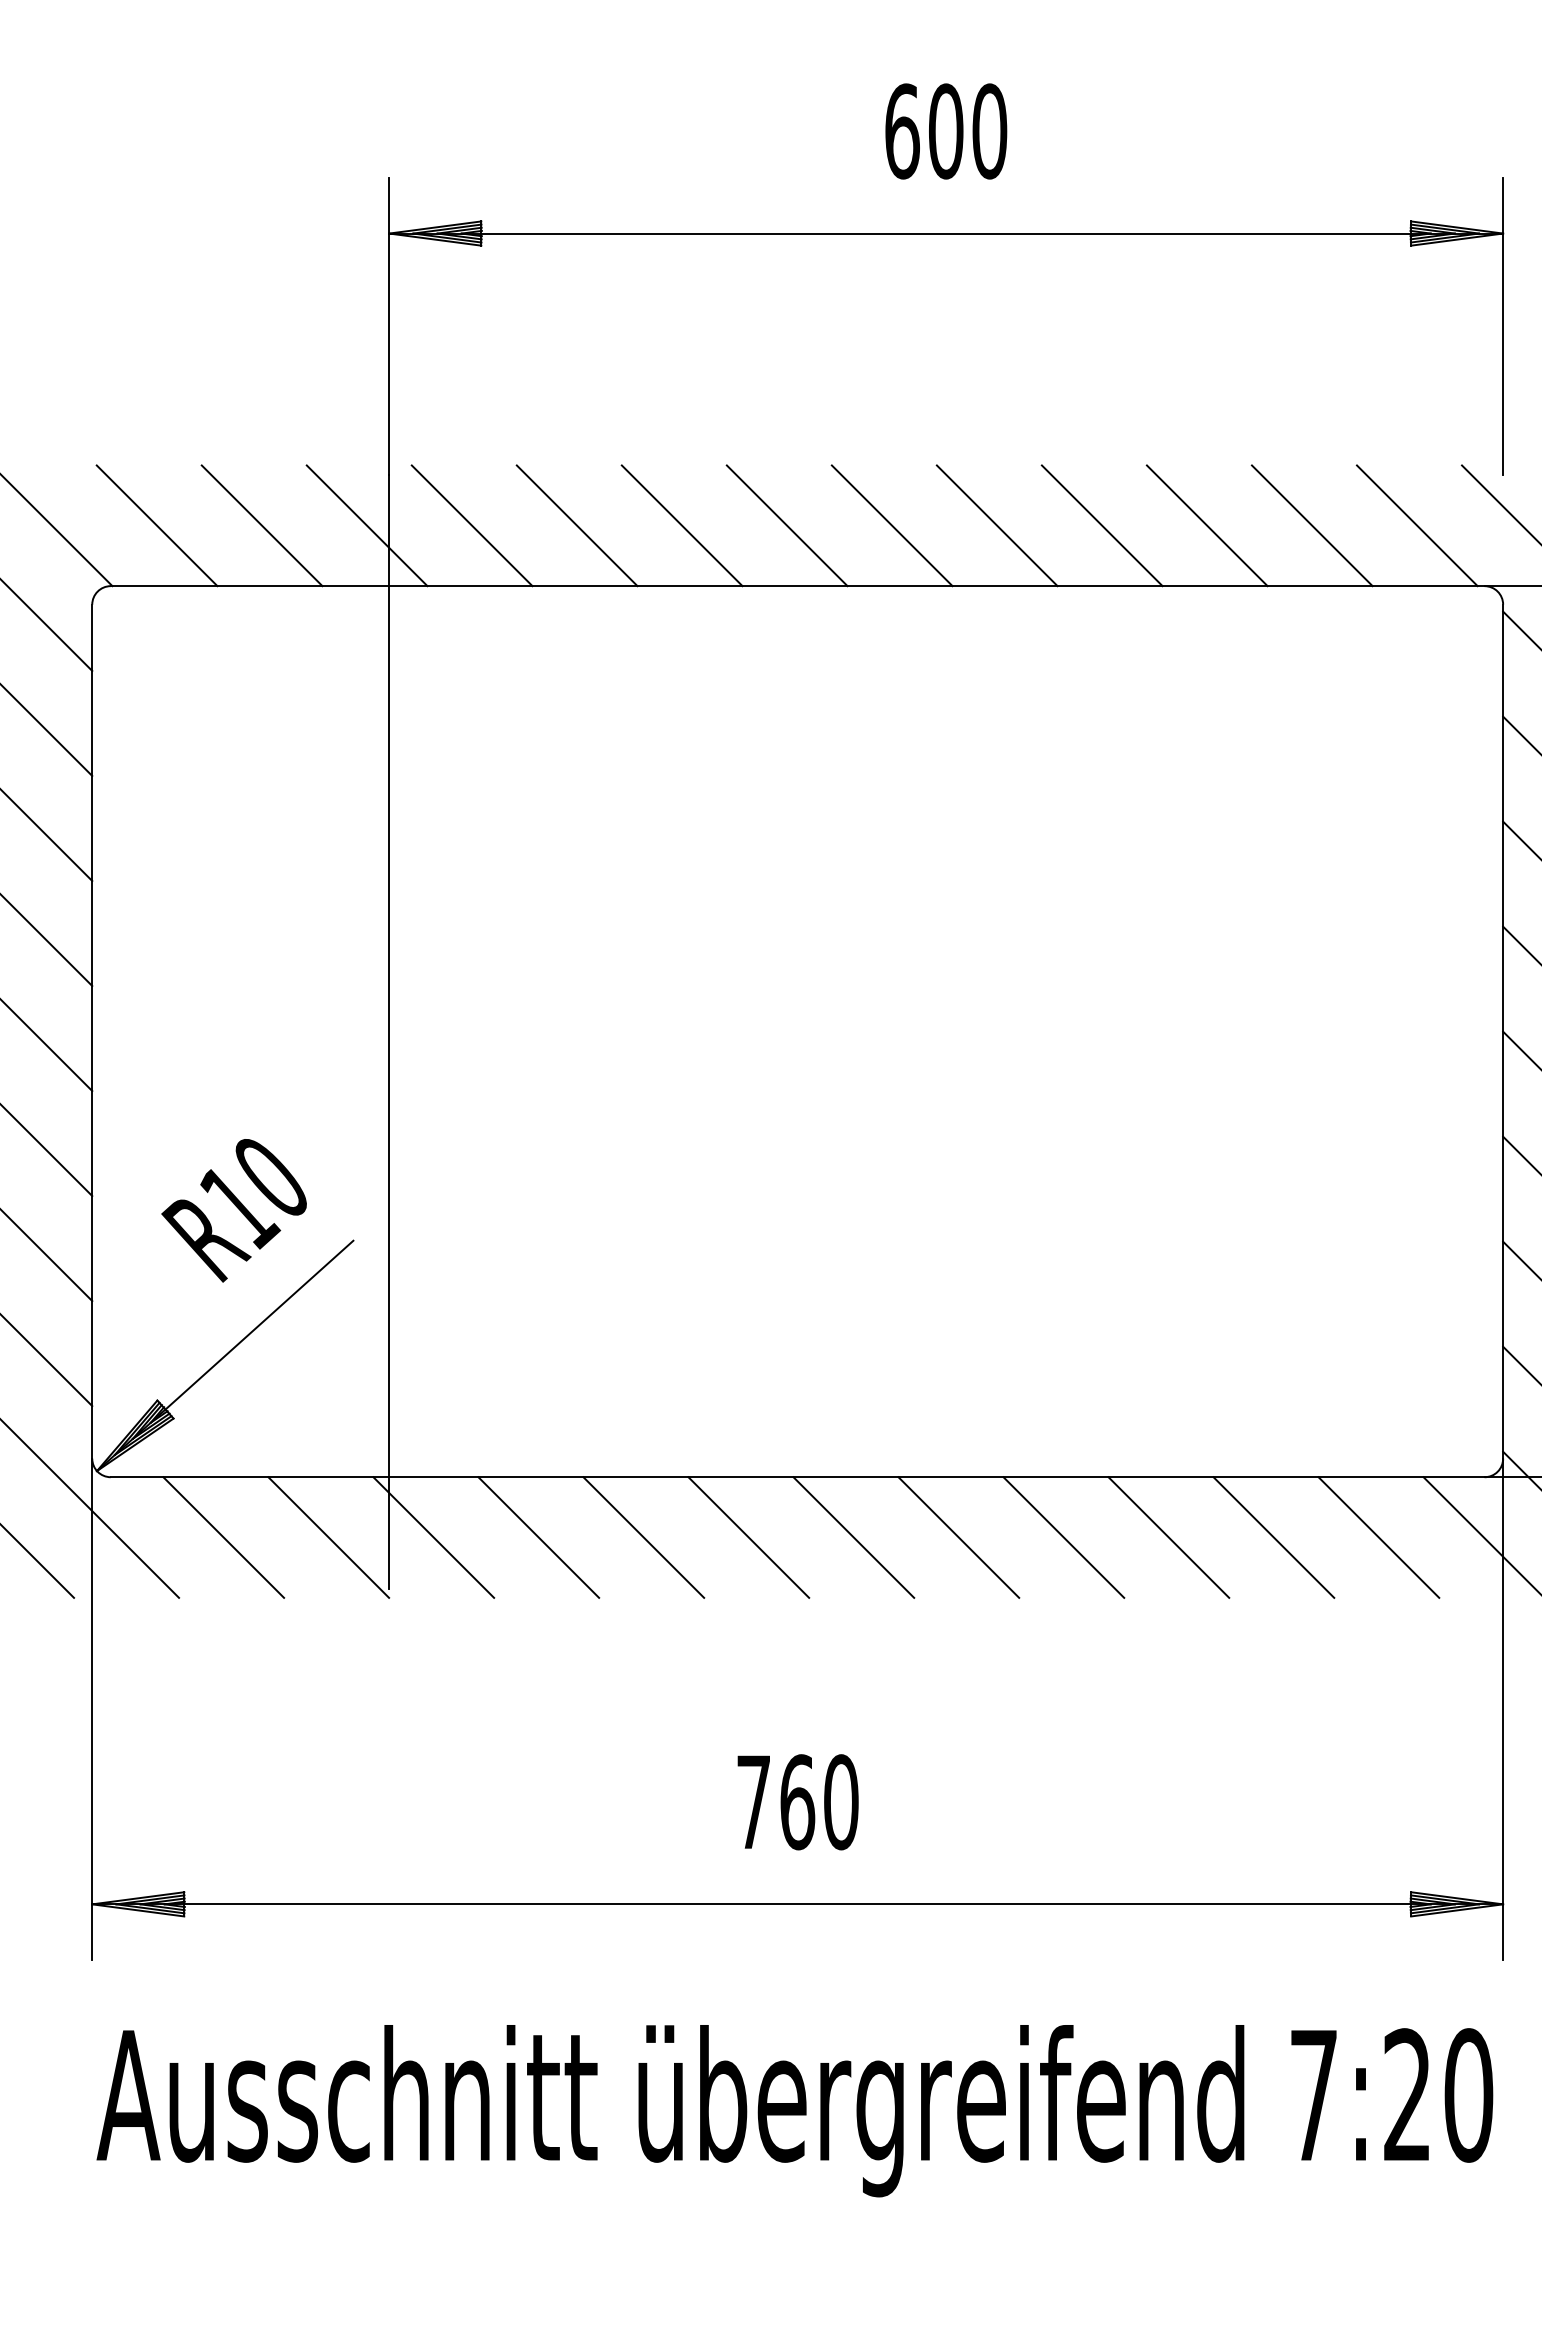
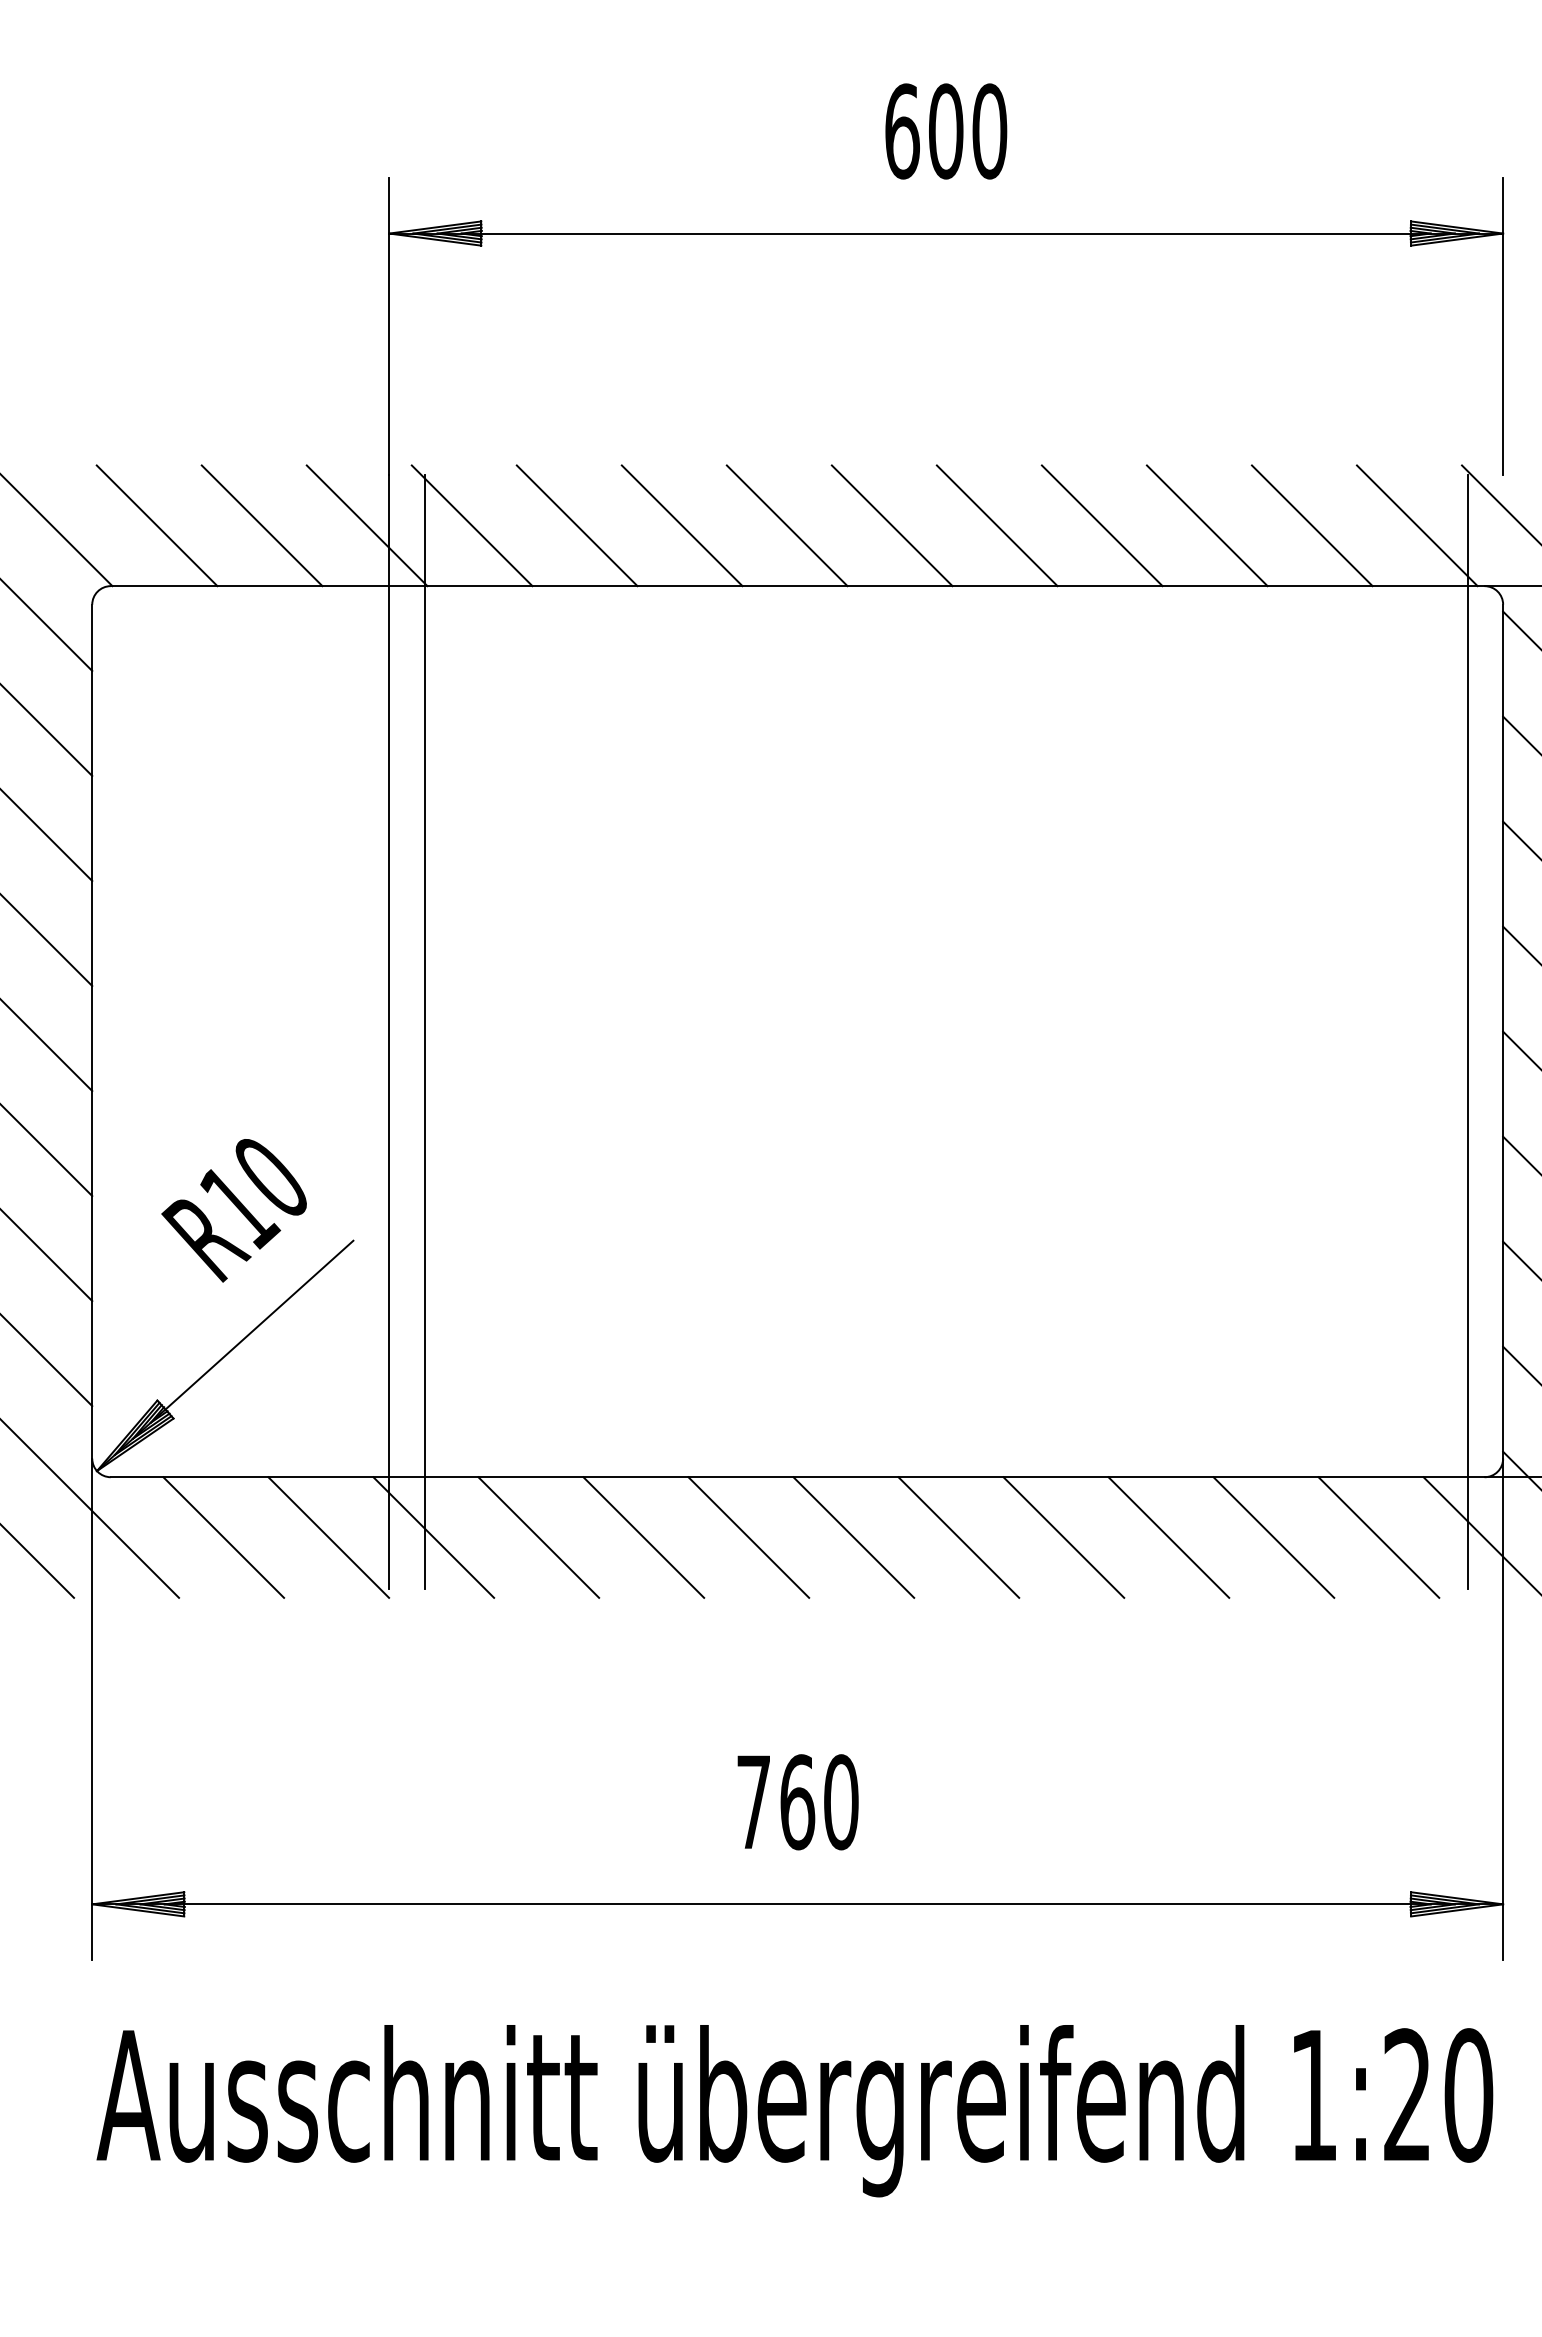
line: none -> present (424, 1031)
line: none -> present (1467, 1031)
text: 7:20 -> 1:20 (1313, 2095)
